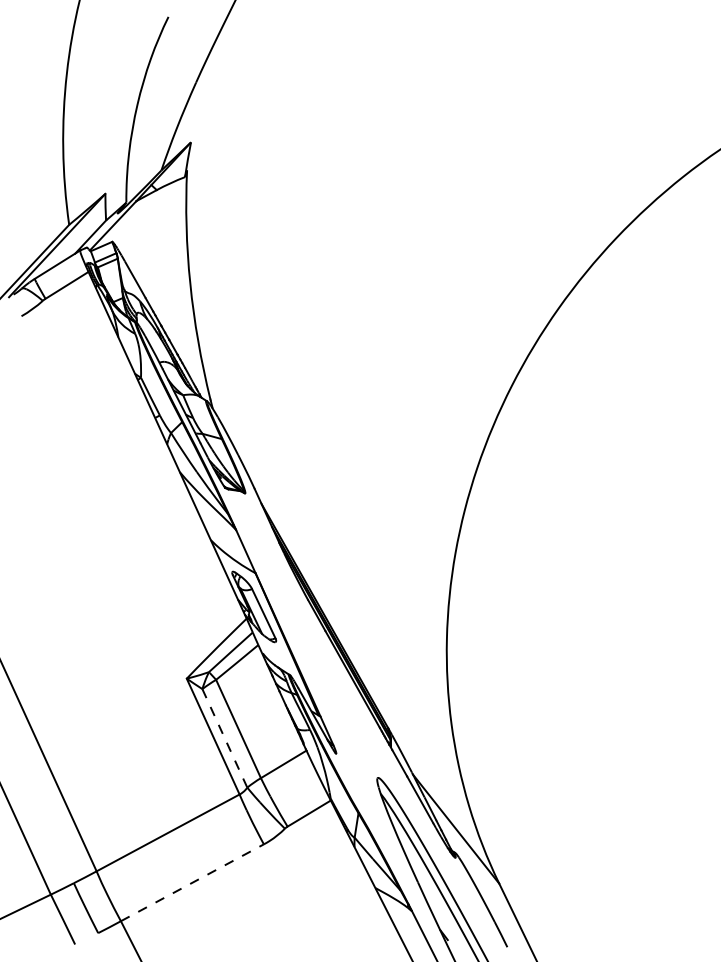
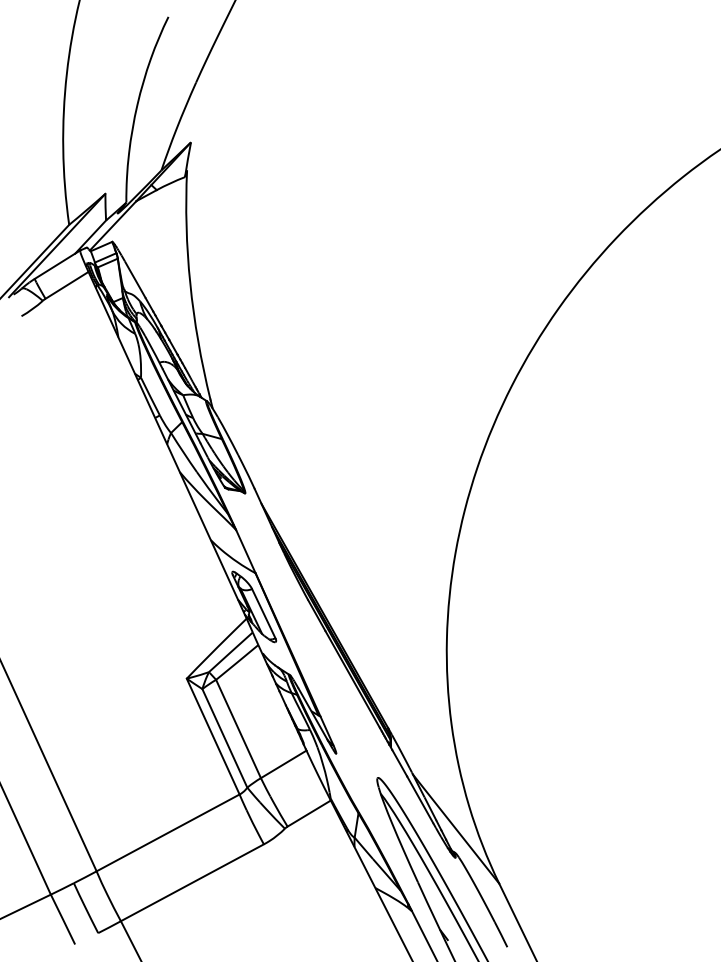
line: dashed -> solid (225, 738)
line: dashed -> solid (192, 882)
